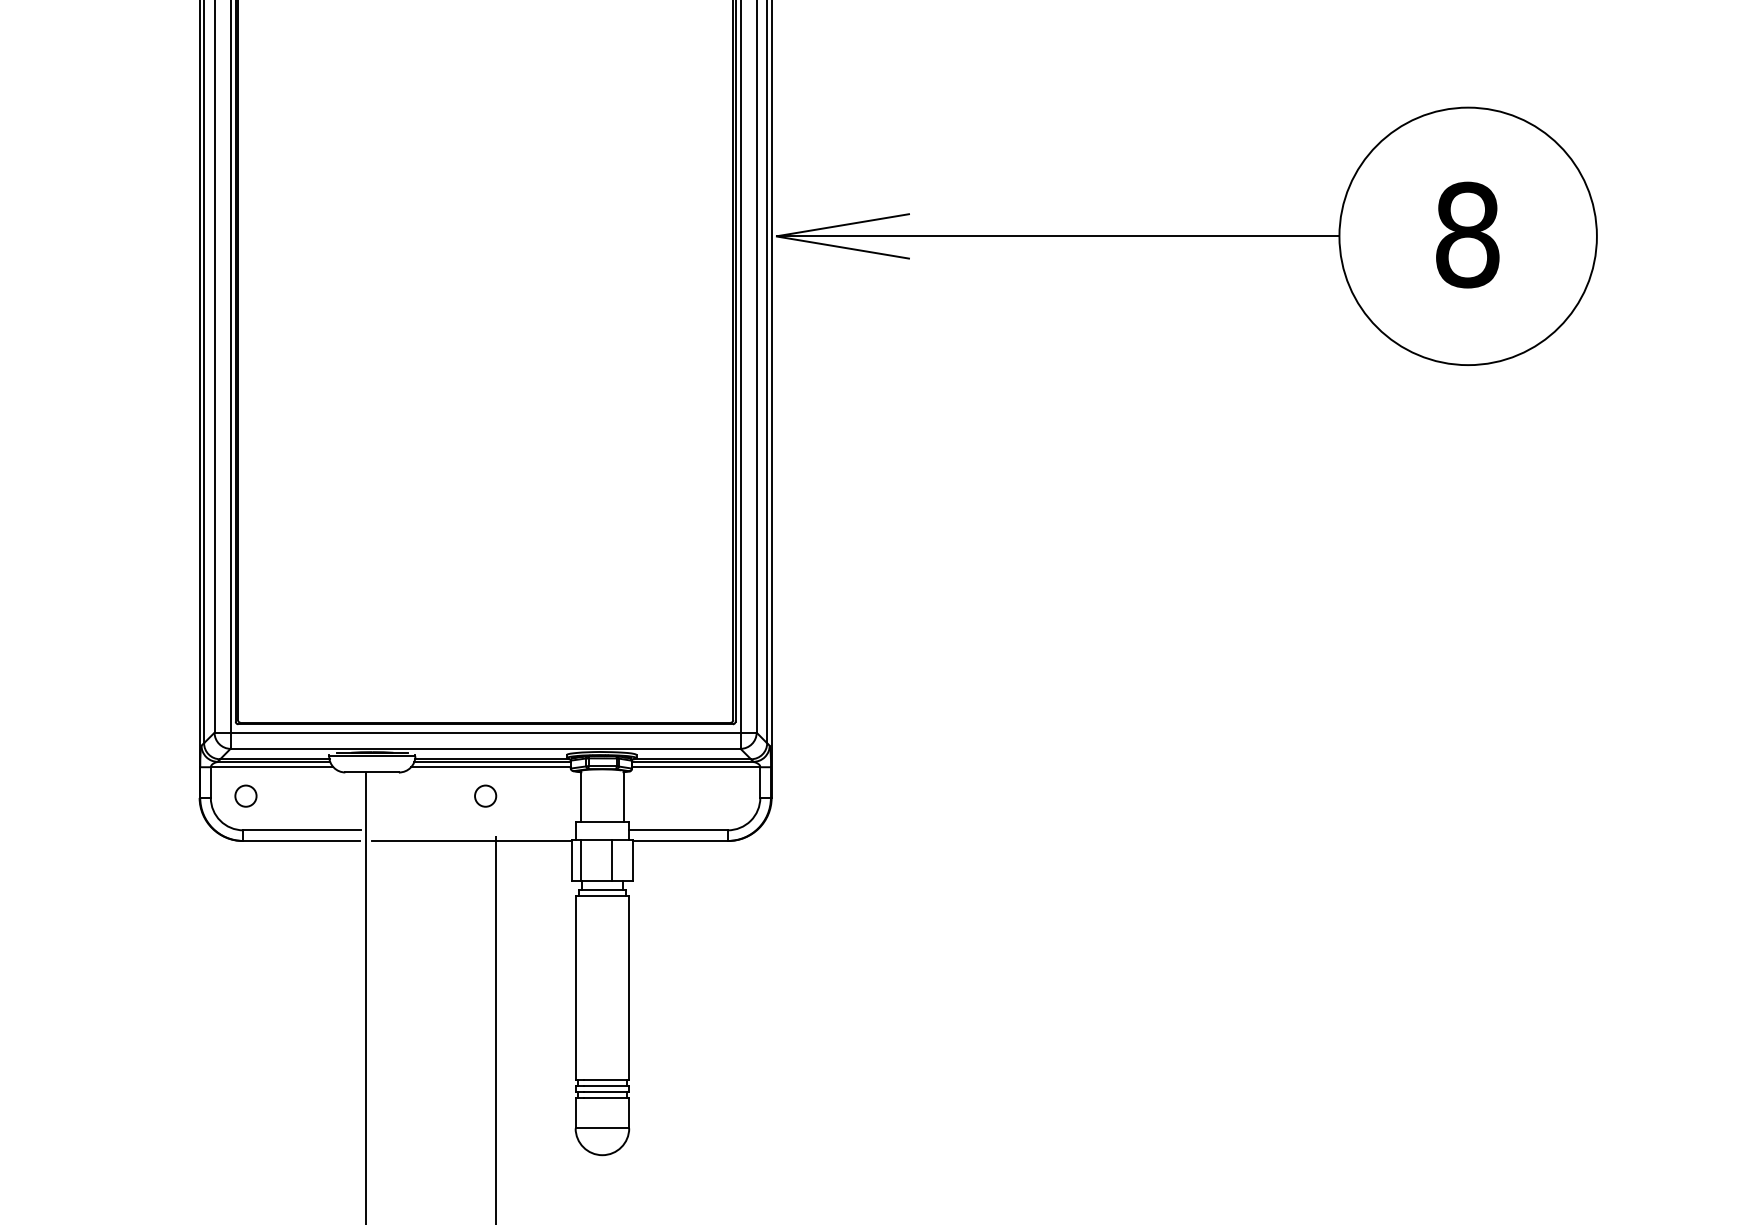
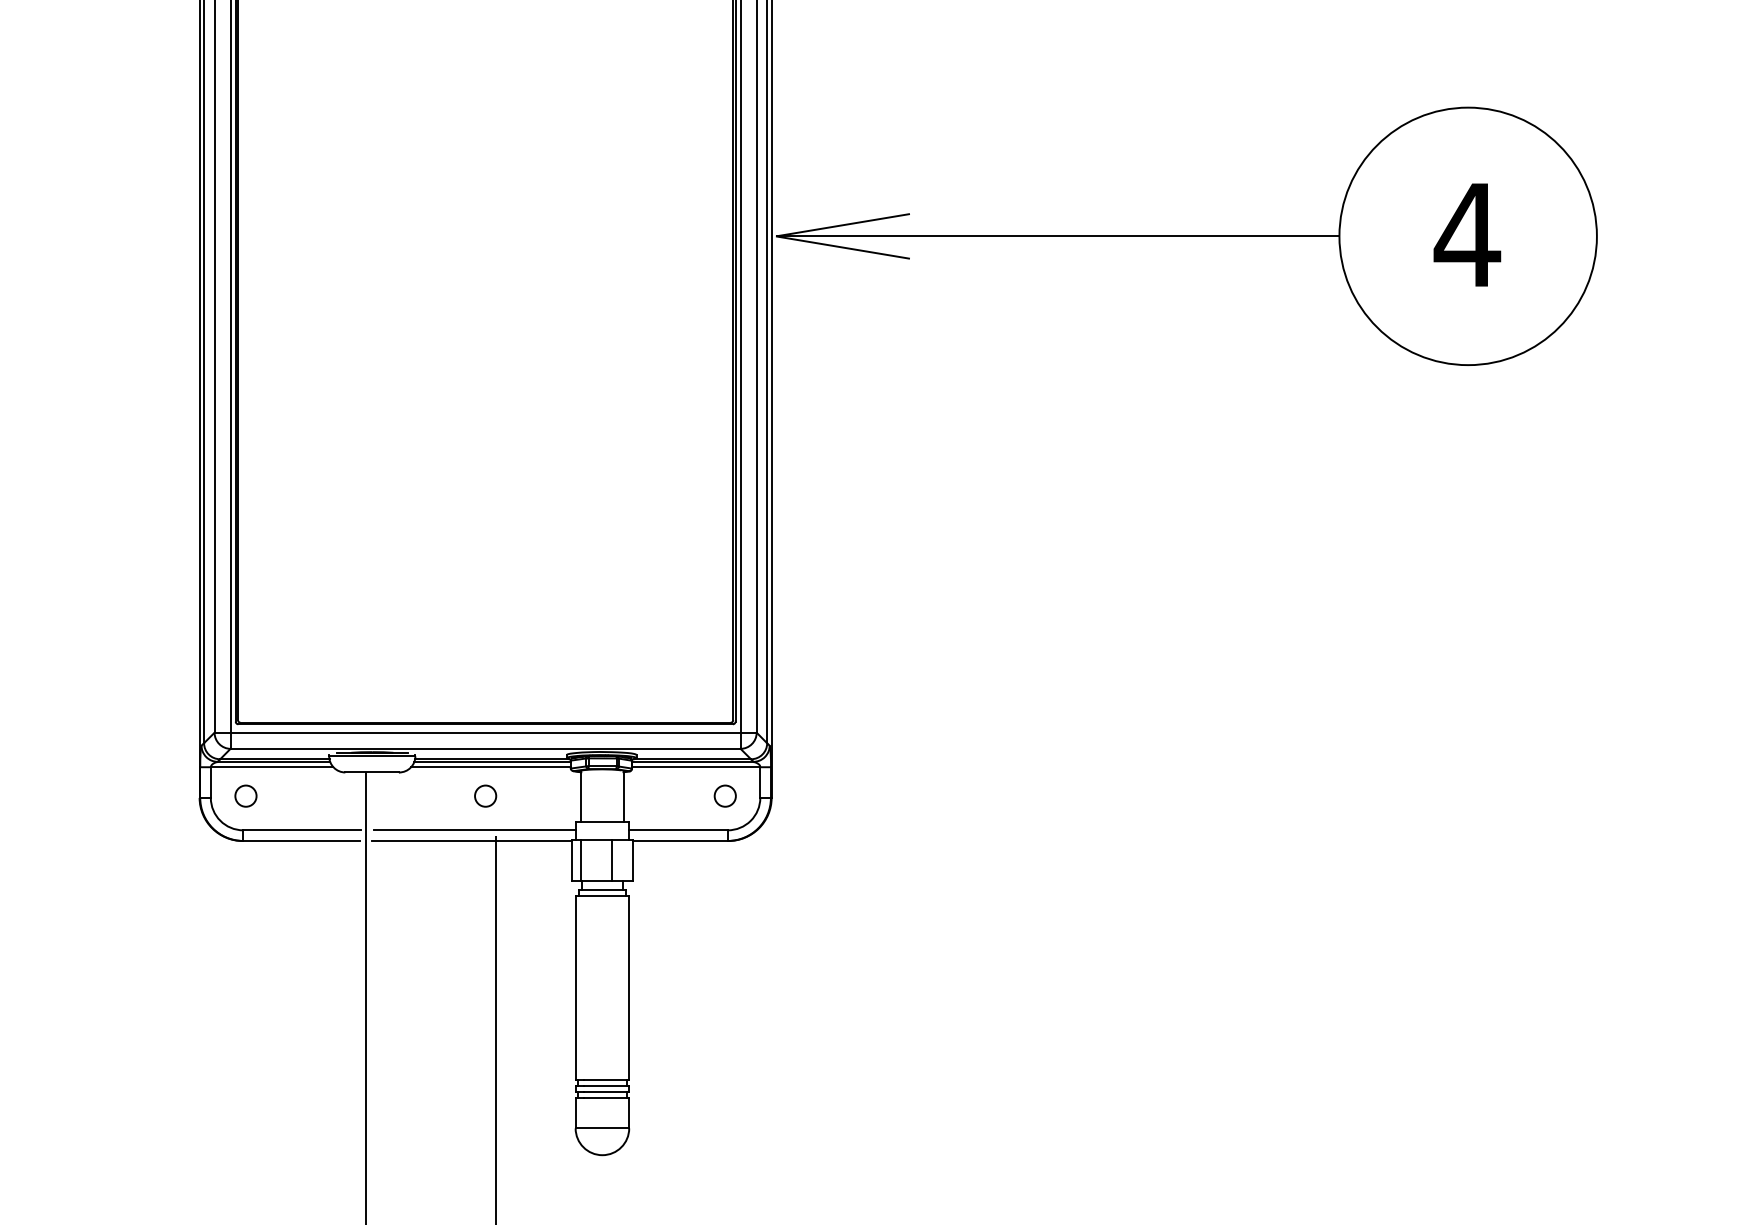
text: 8 -> 4 (1467, 234)
circle: none -> present (724, 795)
line: none -> present (474, 830)
